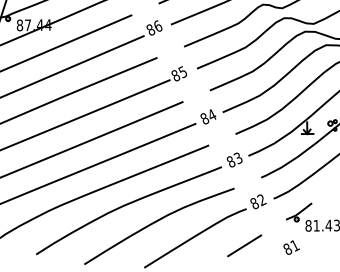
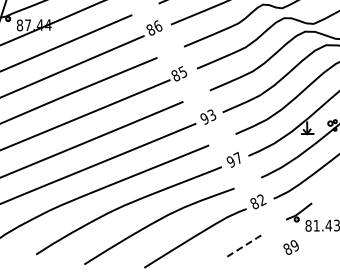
text: 84 -> 93 (208, 116)
text: 83 -> 97 (234, 159)
line: solid -> dashed (245, 245)
text: 81 -> 89 (294, 245)
